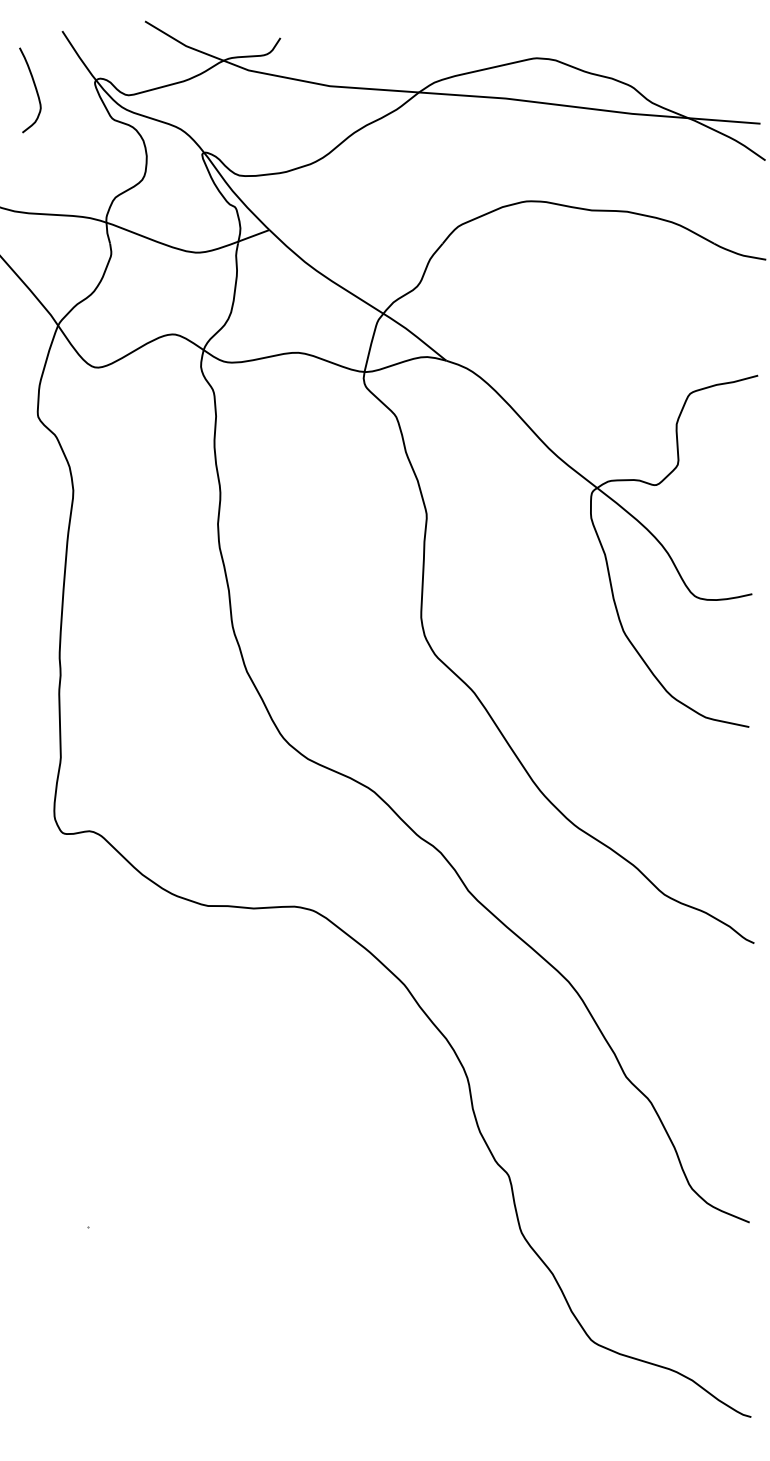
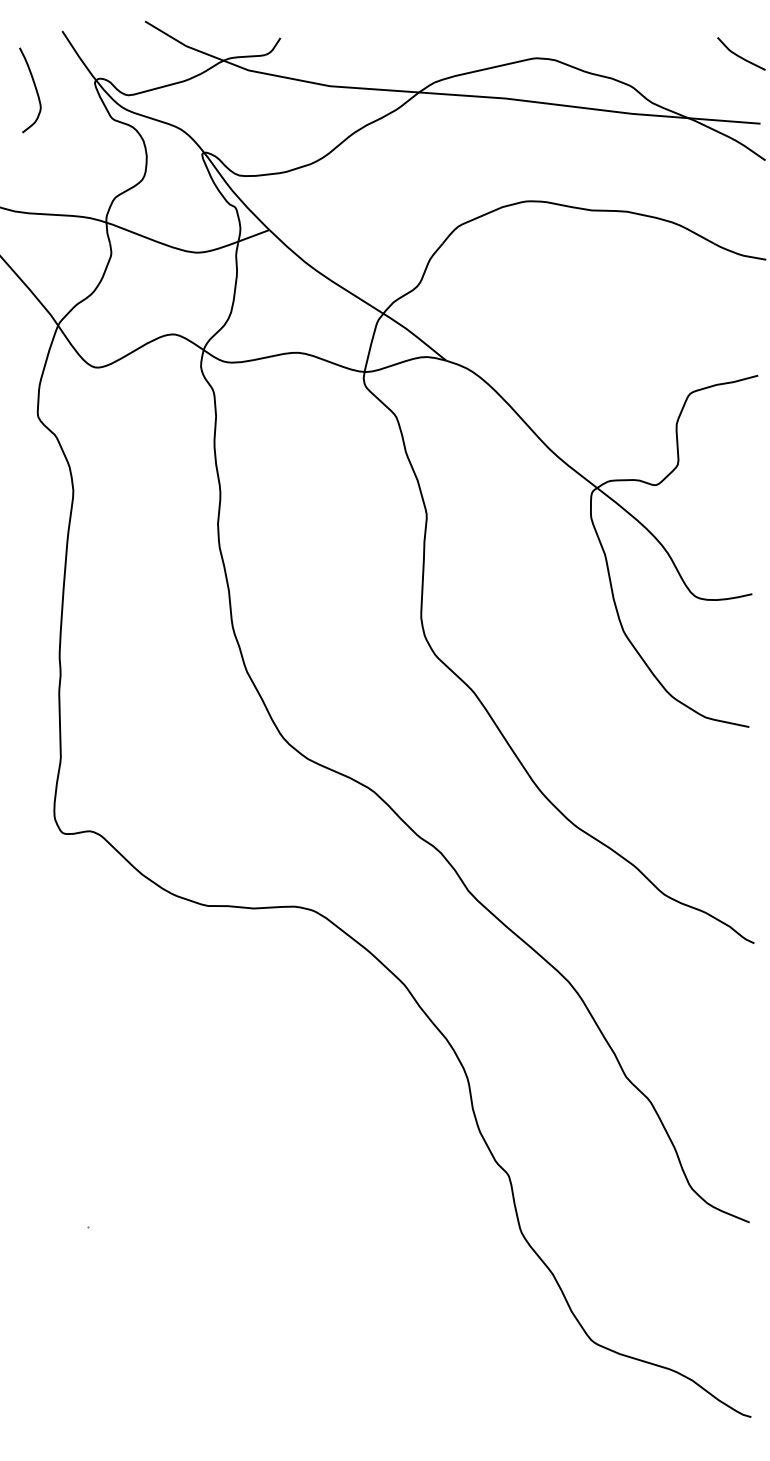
curve: none -> present (739, 55)
